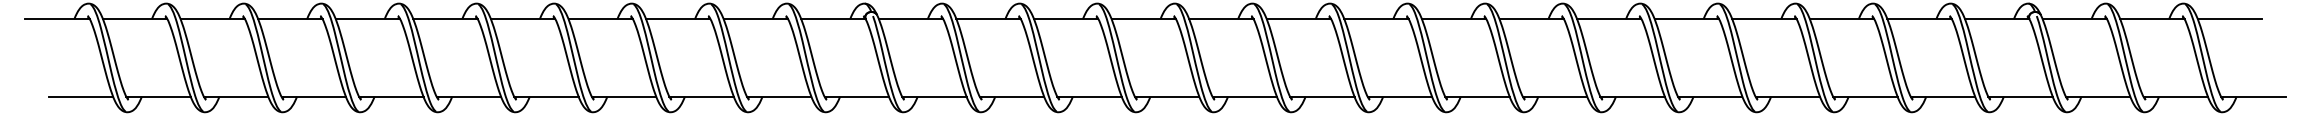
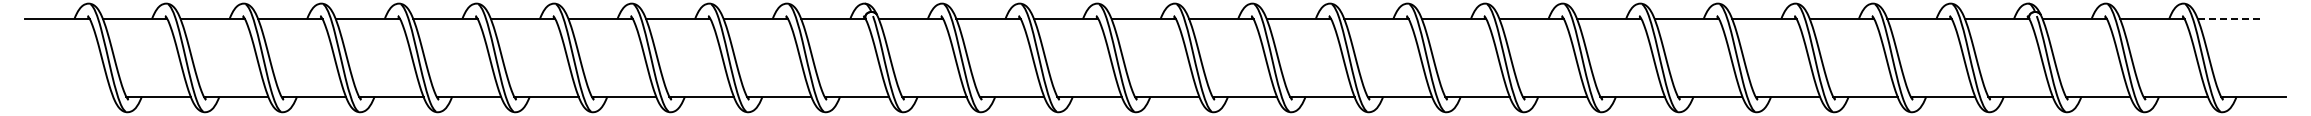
line: solid -> dashed (2230, 19)
line: present -> none (80, 96)
